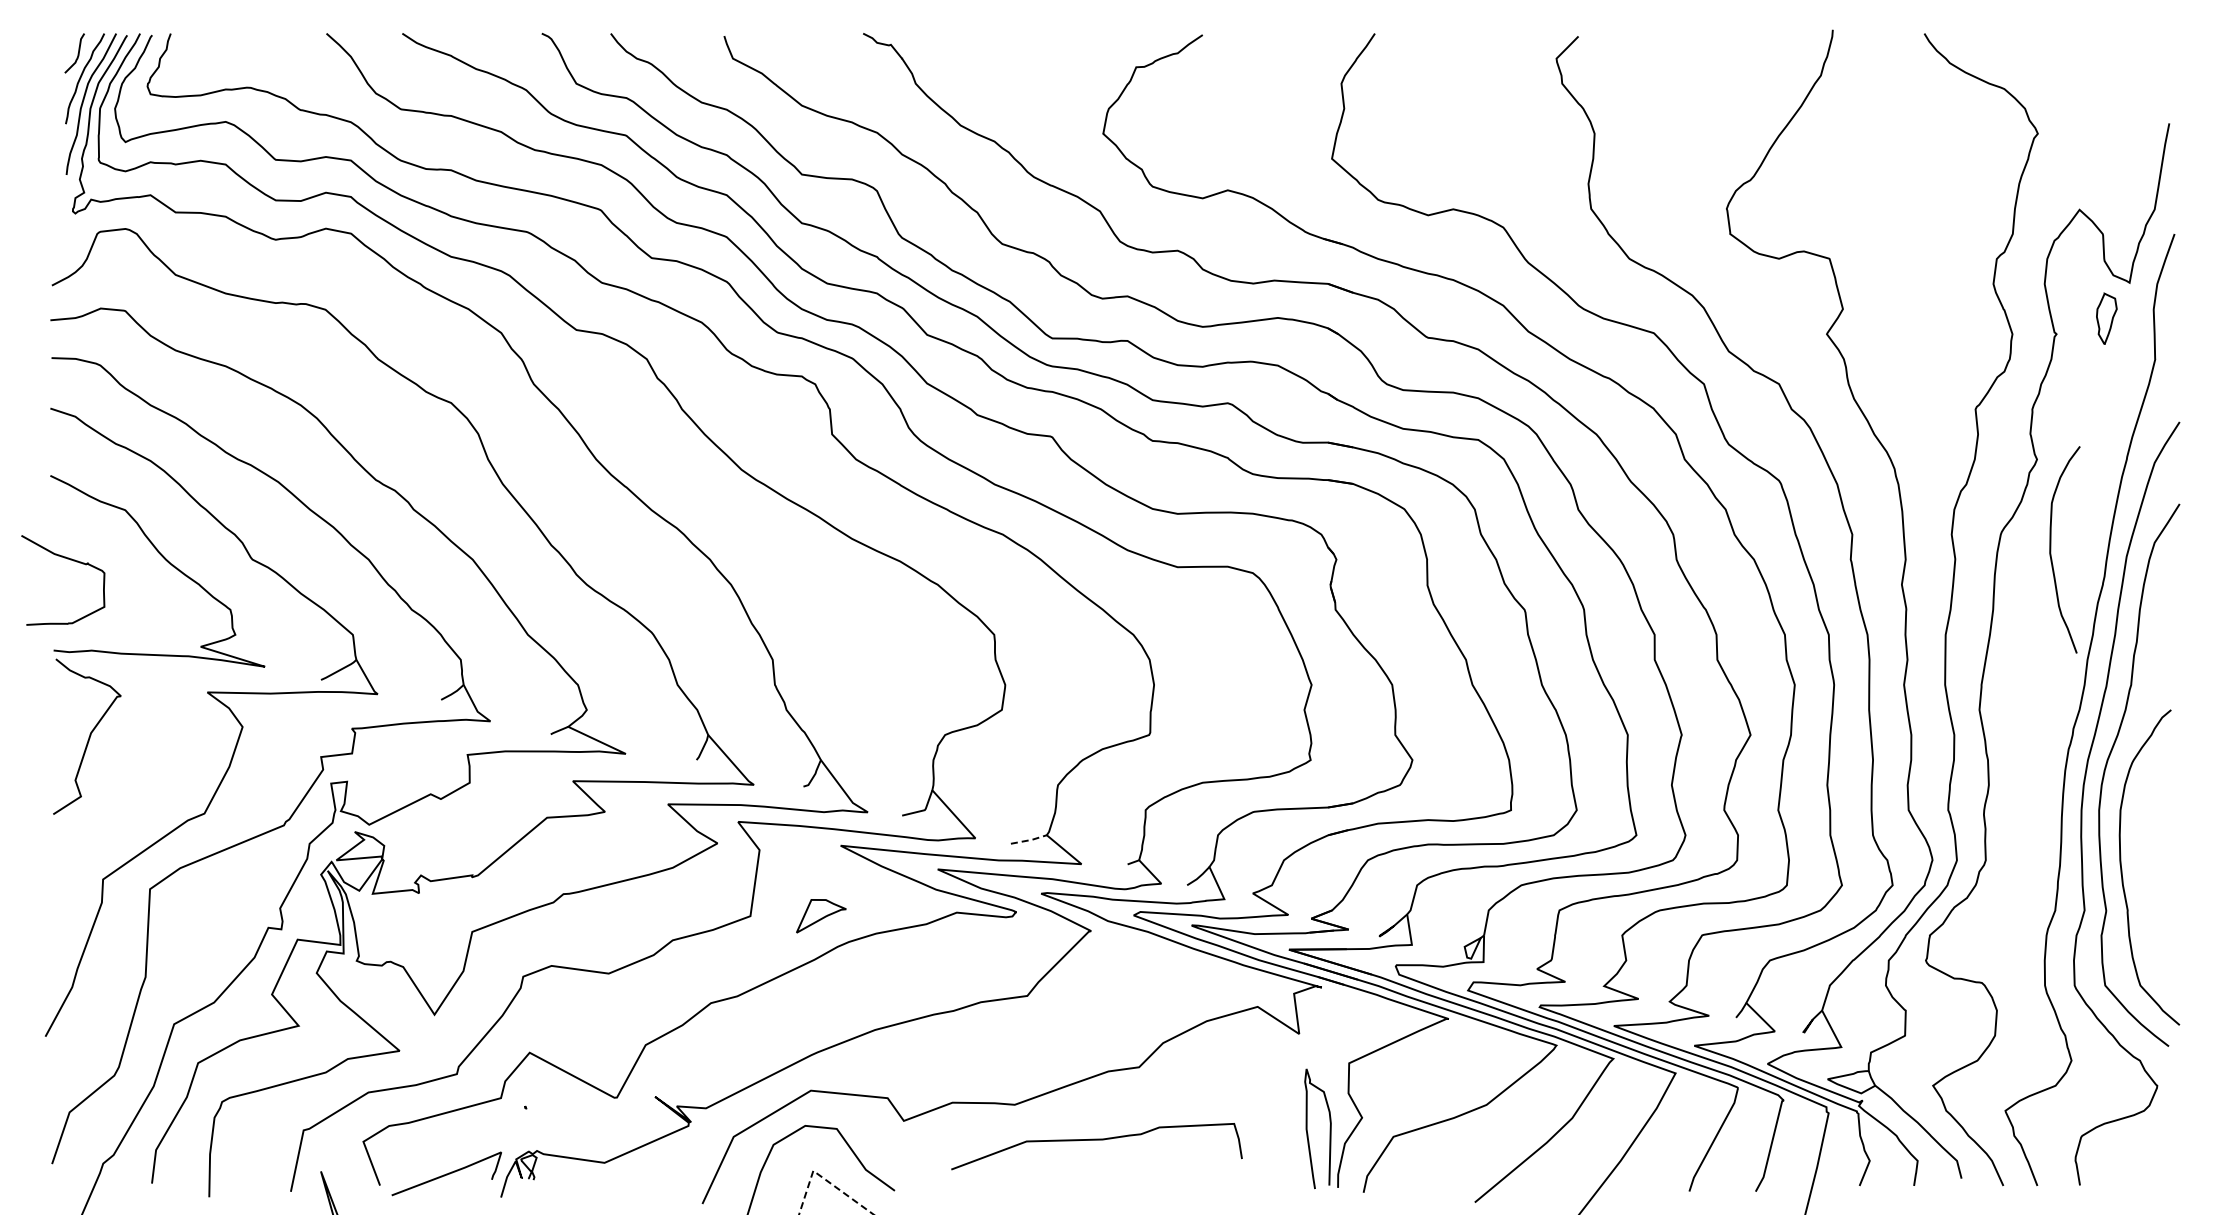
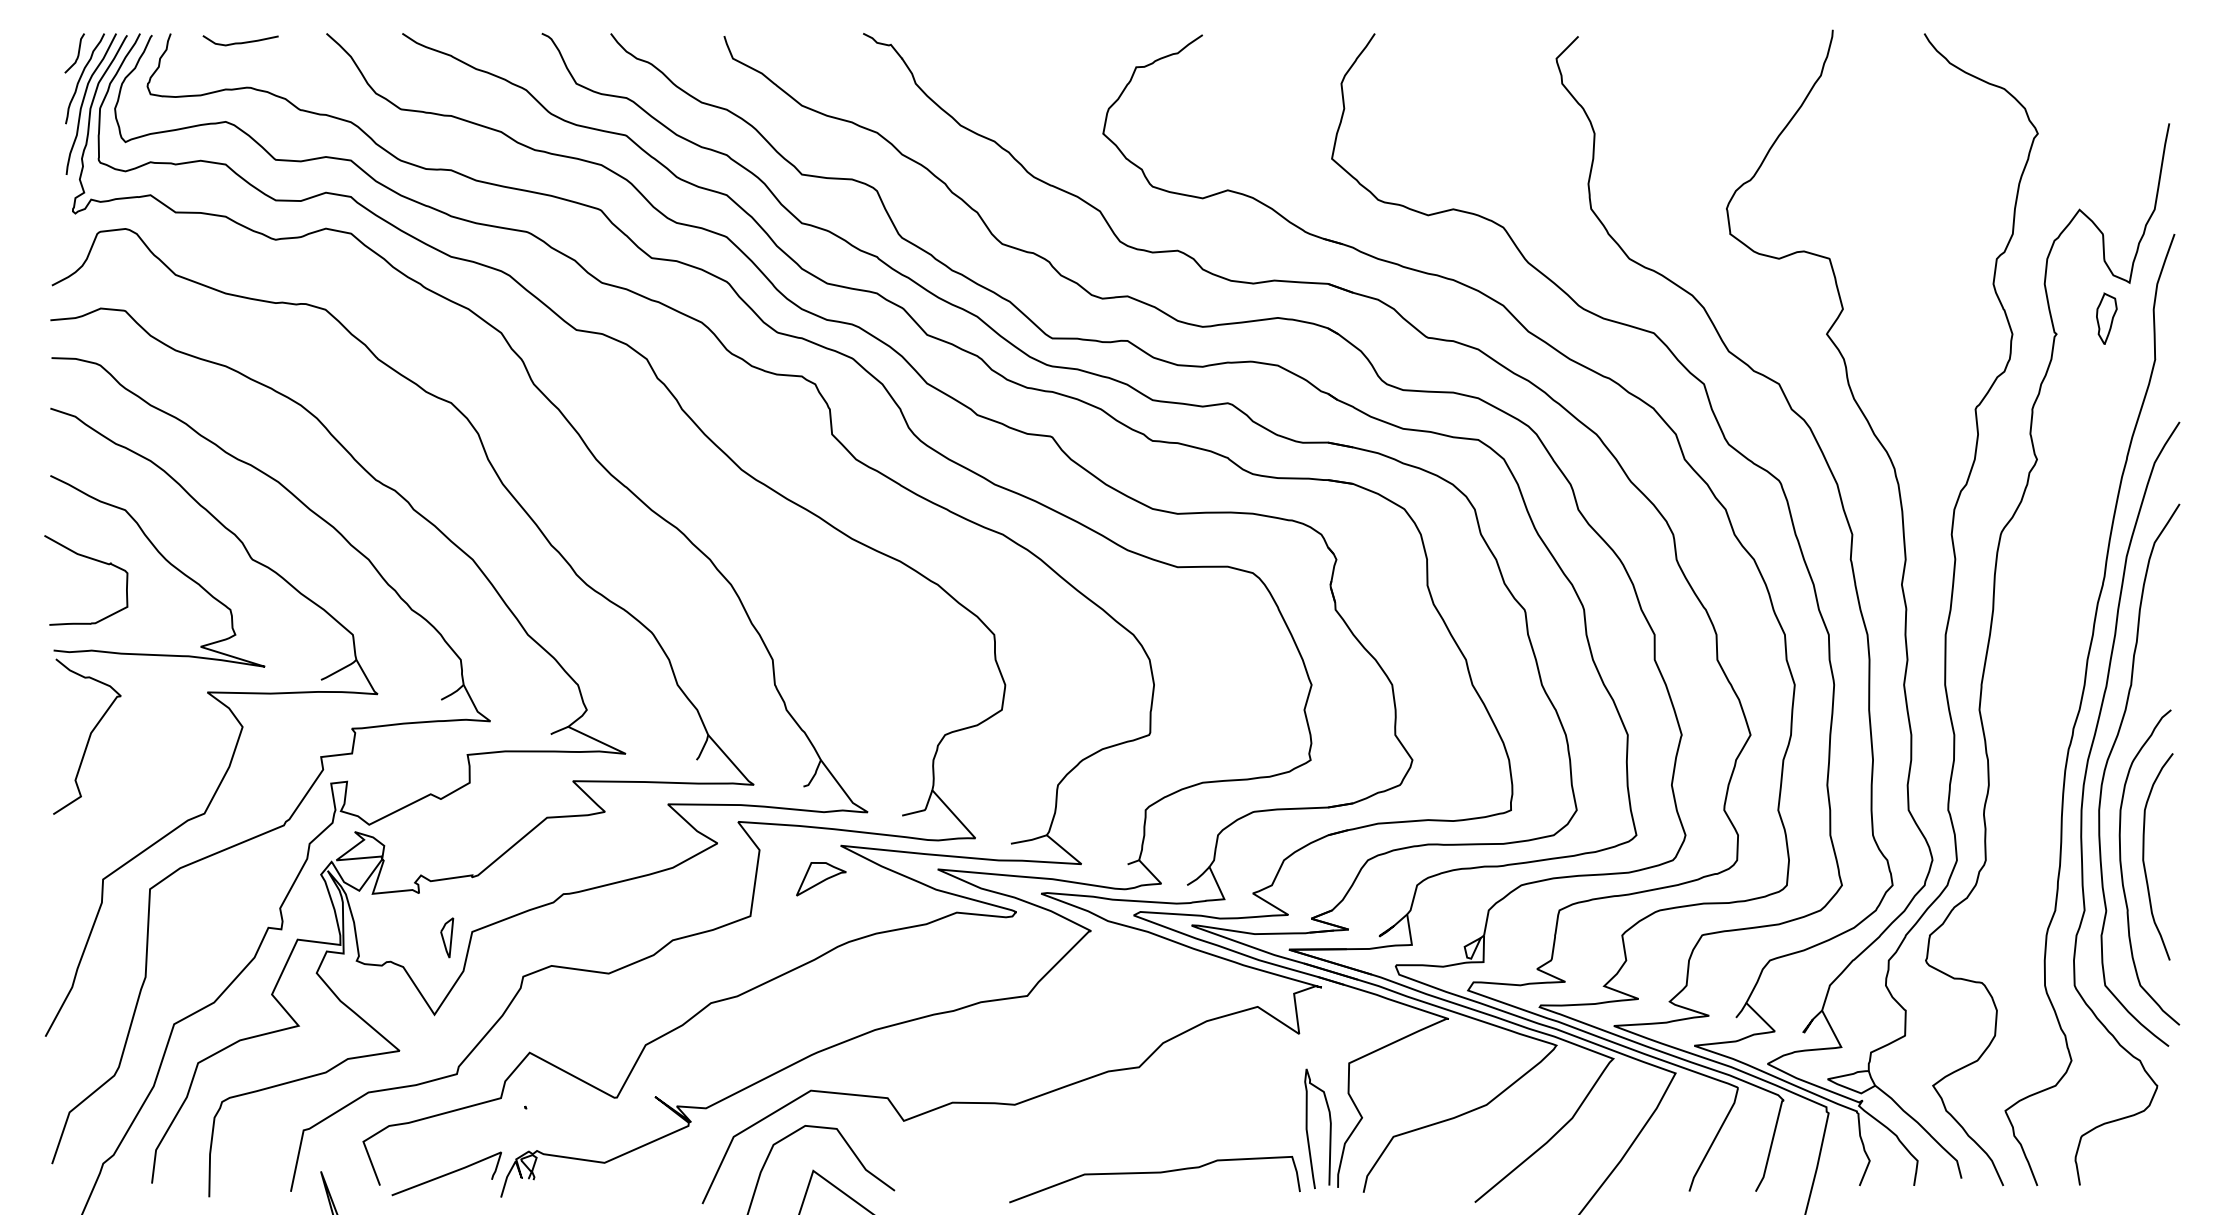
curve: none -> present (240, 42)
curve position: (2051, 549) -> (2144, 856) (2144, 856)
curve position: (70, 560) -> (93, 560) (93, 560)
line: dashed -> solid (1030, 840)
part position: (821, 916) -> (821, 879) (821, 879)
part: none -> present (447, 937)
curve position: (1096, 1140) -> (1154, 1173) (1154, 1173)
line: dashed -> solid (824, 1179)
